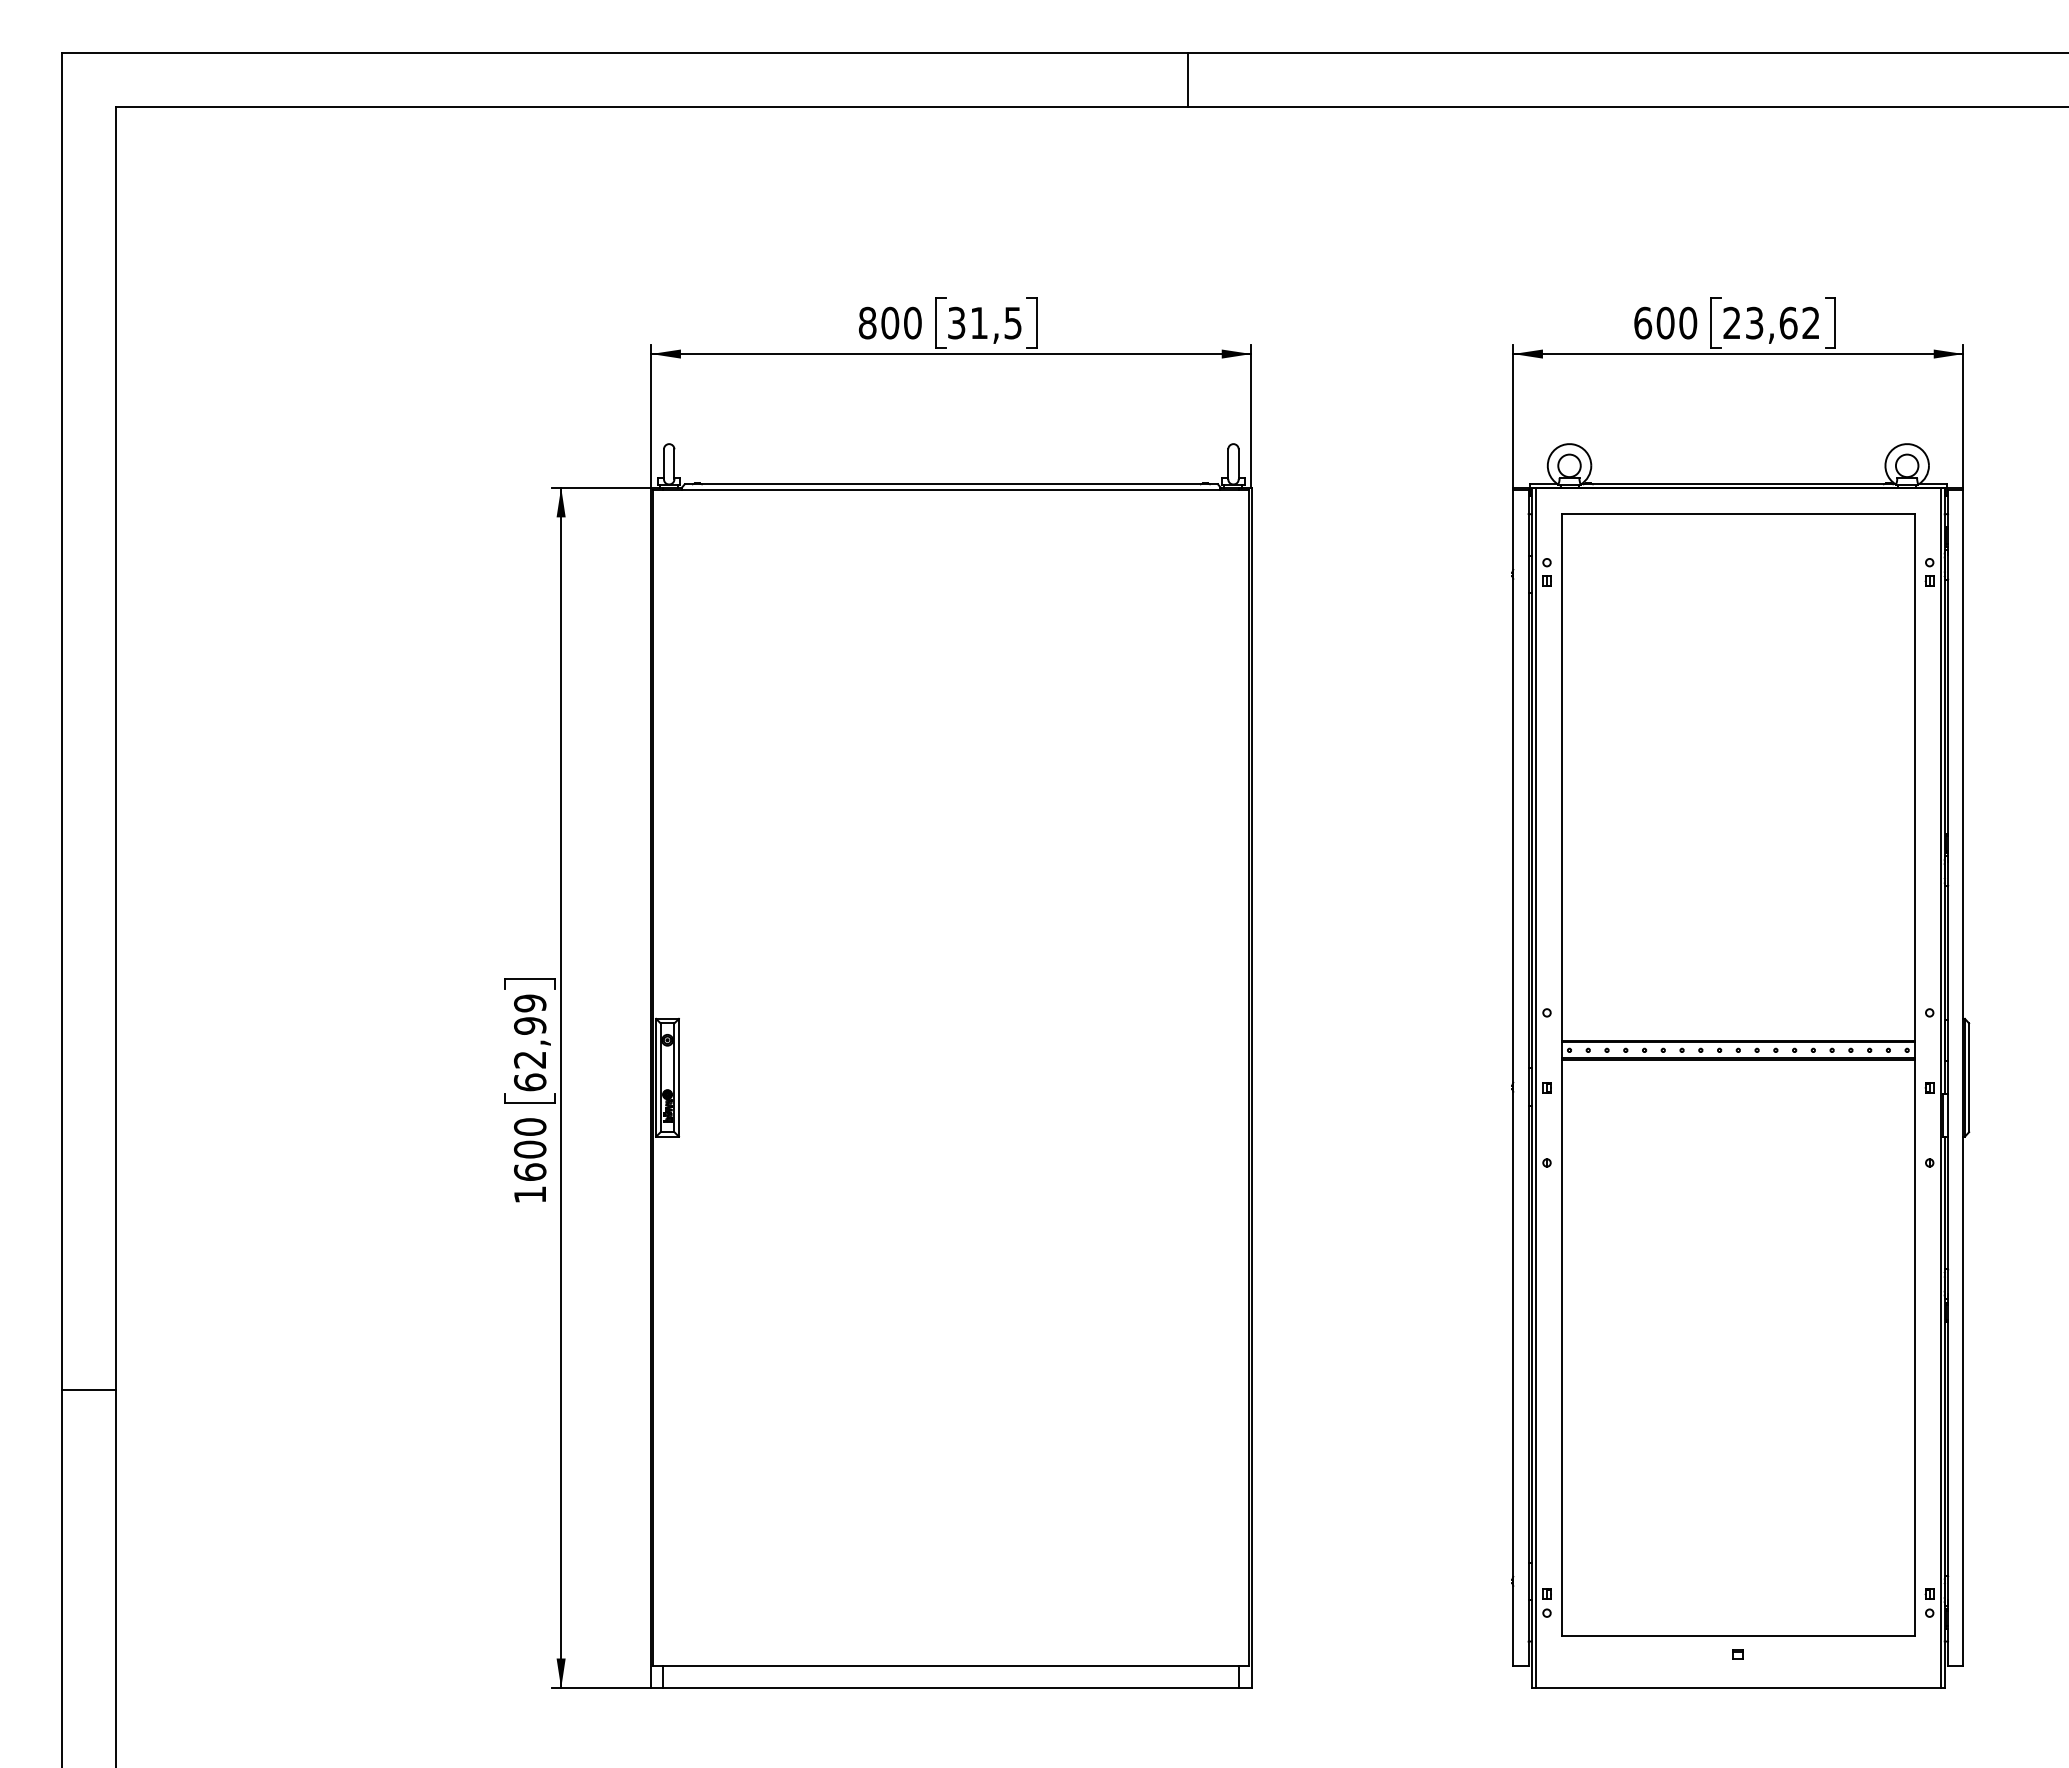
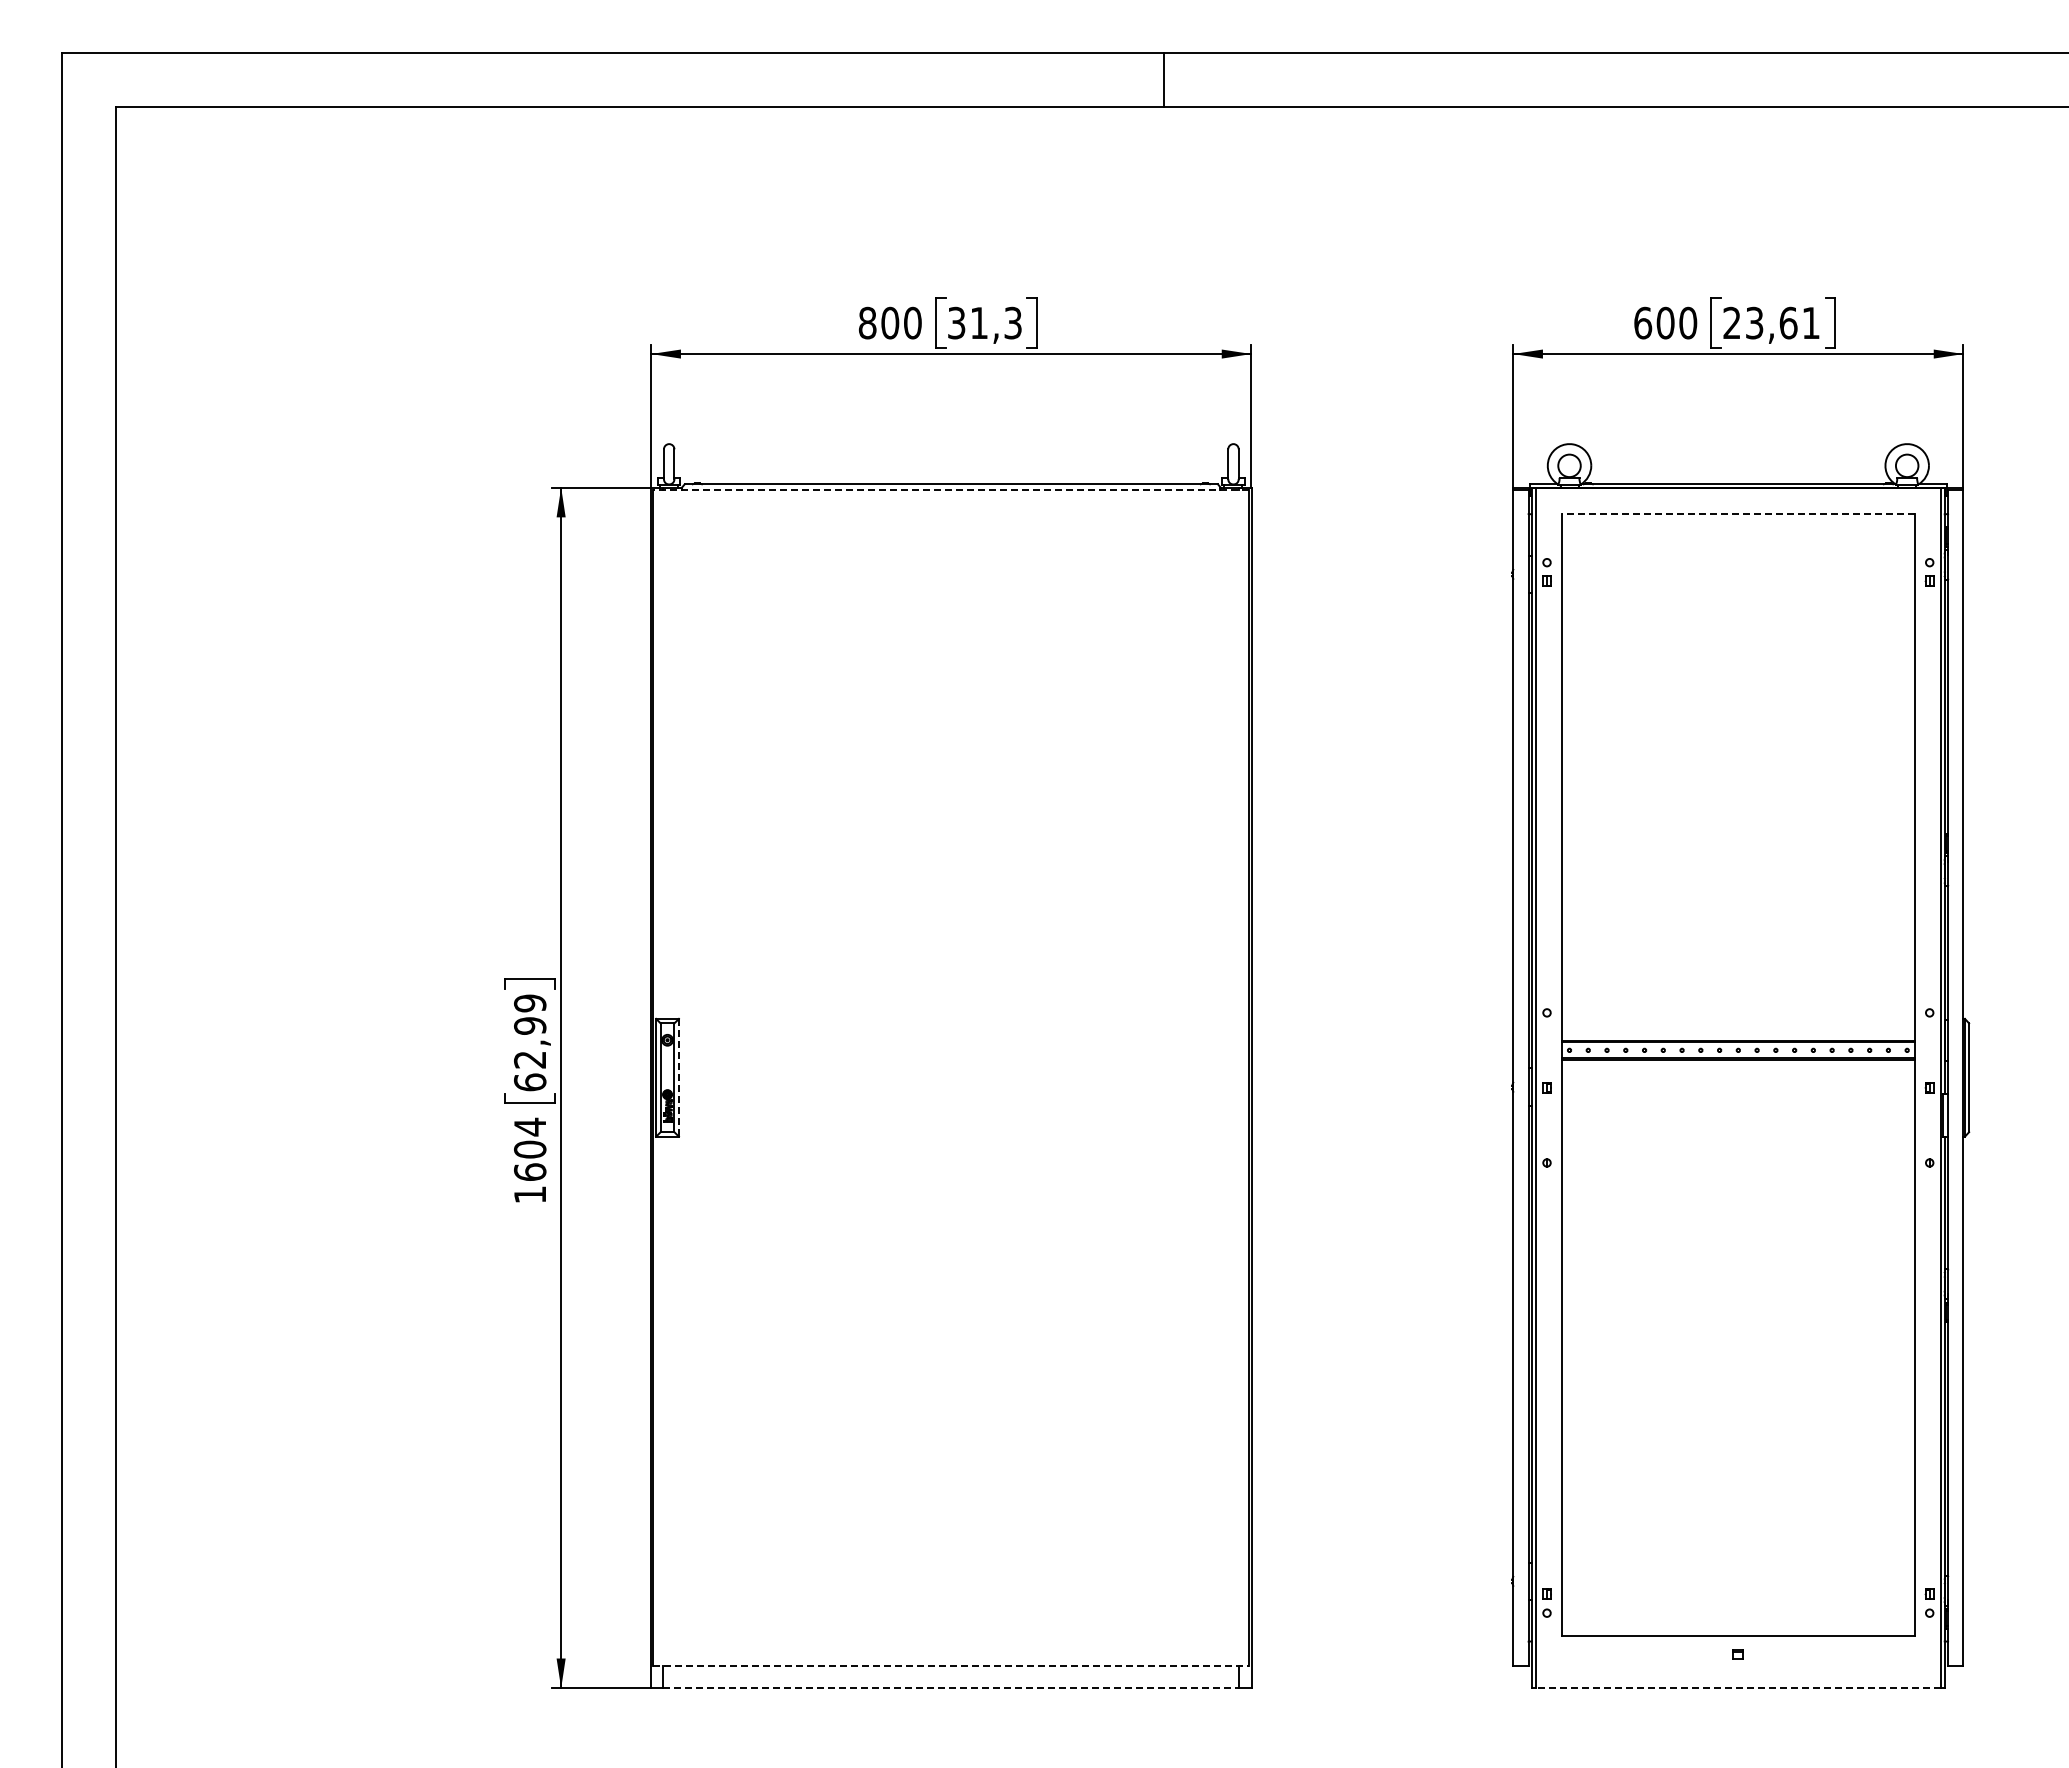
line position: (1187, 80) -> (1163, 80) (1163, 80)
text: 31,5 -> 31,3 (1013, 322)
text: 23,62 -> 23,61 (1810, 322)
line: solid -> dashed (951, 489)
line: solid -> dashed (1737, 513)
line: solid -> dashed (678, 1077)
text: 1600 -> 1604 (530, 1126)
line: present -> none (89, 1390)
line: solid -> dashed (951, 1665)
line: solid -> dashed (951, 1688)
line: solid -> dashed (1737, 1688)
